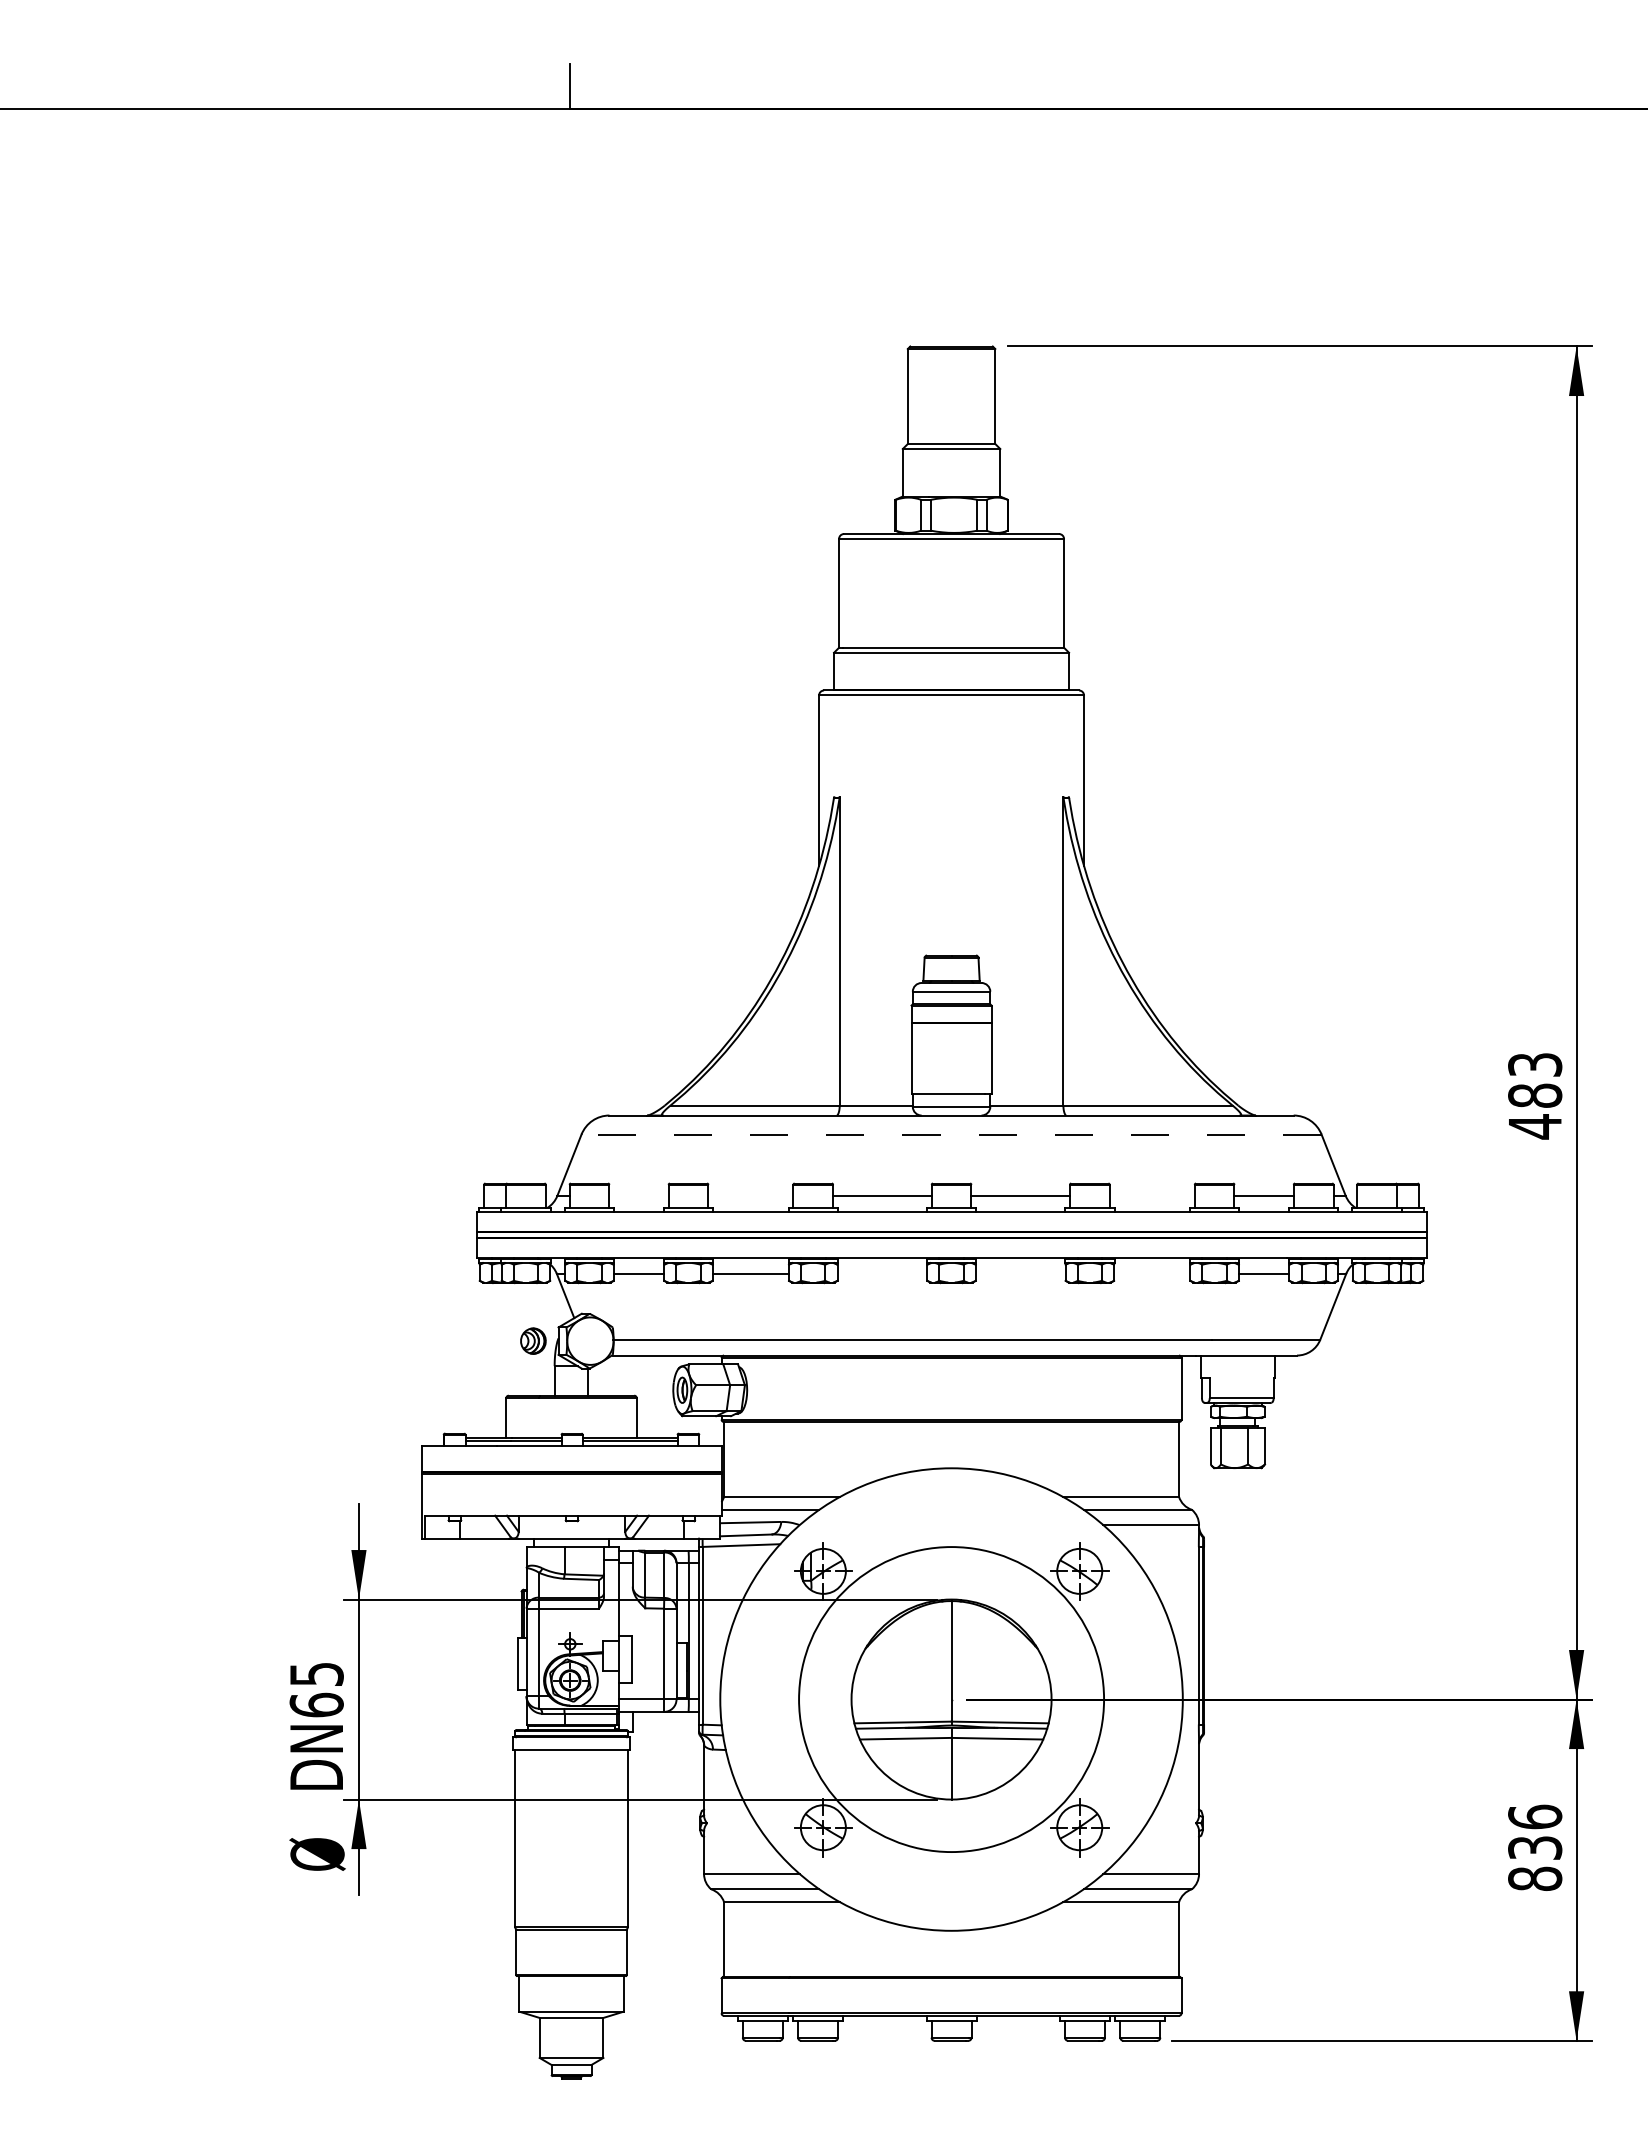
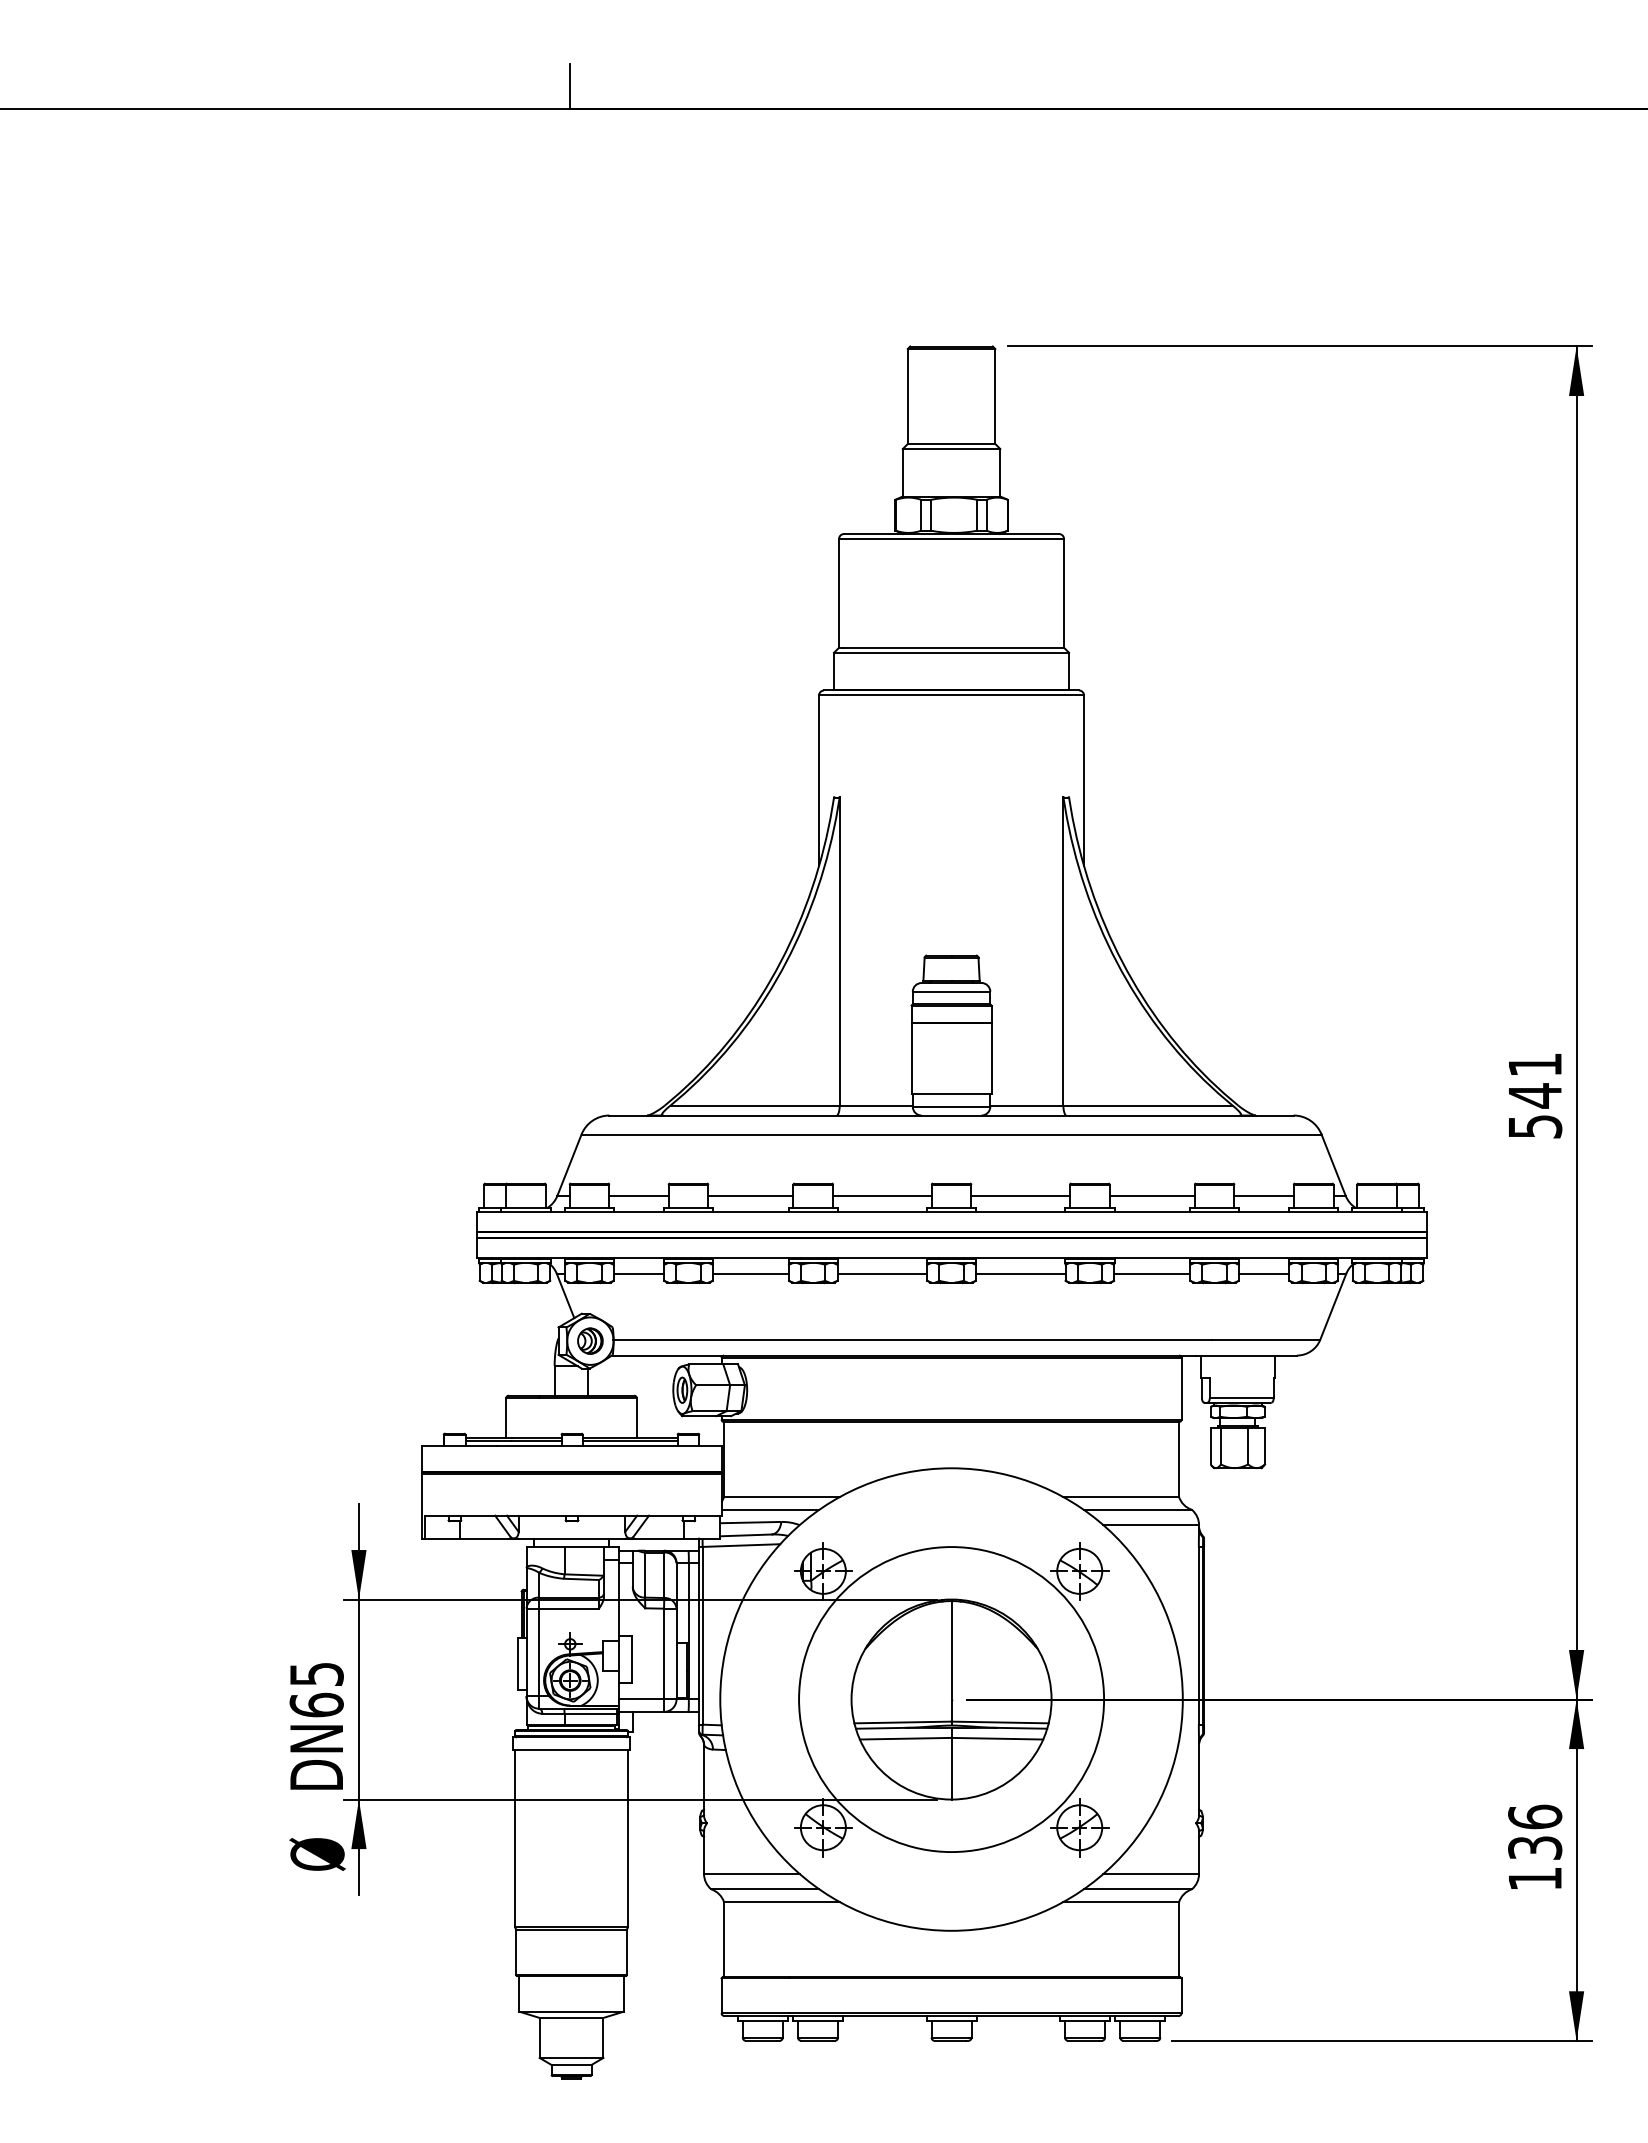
text: 483 -> 541 (1535, 1096)
line: dashed -> solid (951, 1134)
line: none -> present (638, 1195)
line: none -> present (750, 1195)
line: none -> present (1151, 1195)
line: none -> present (882, 1273)
line: none -> present (1020, 1273)
line: none -> present (1152, 1273)
part position: (533, 1340) -> (590, 1340) (590, 1340)
text: 836 -> 136 (1535, 1878)
